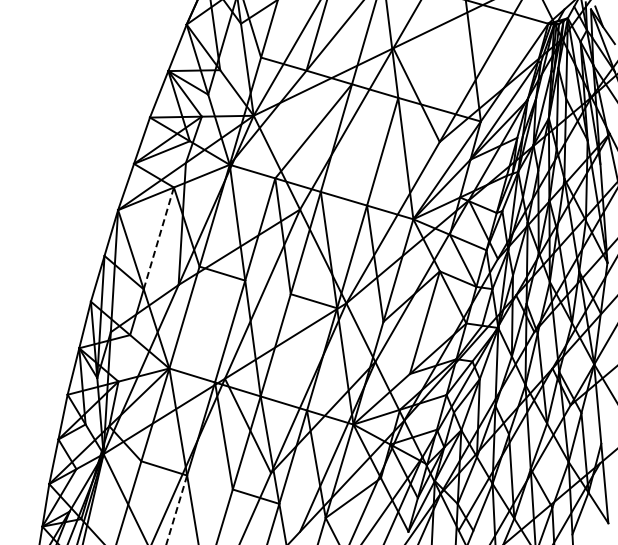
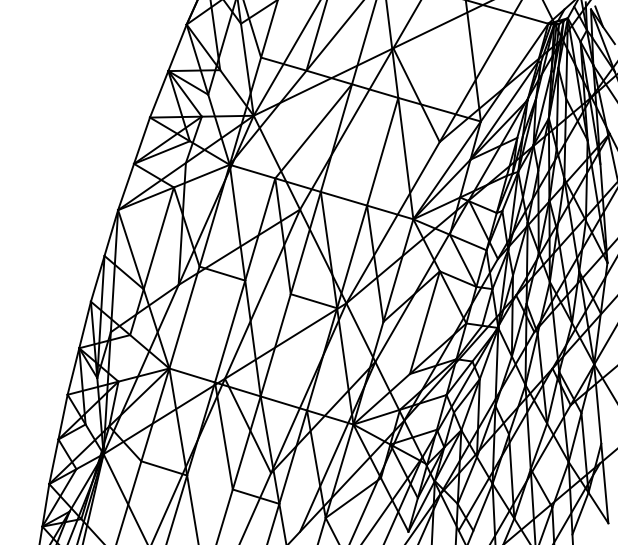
line: dashed -> solid (158, 237)
line: dashed -> solid (176, 509)
